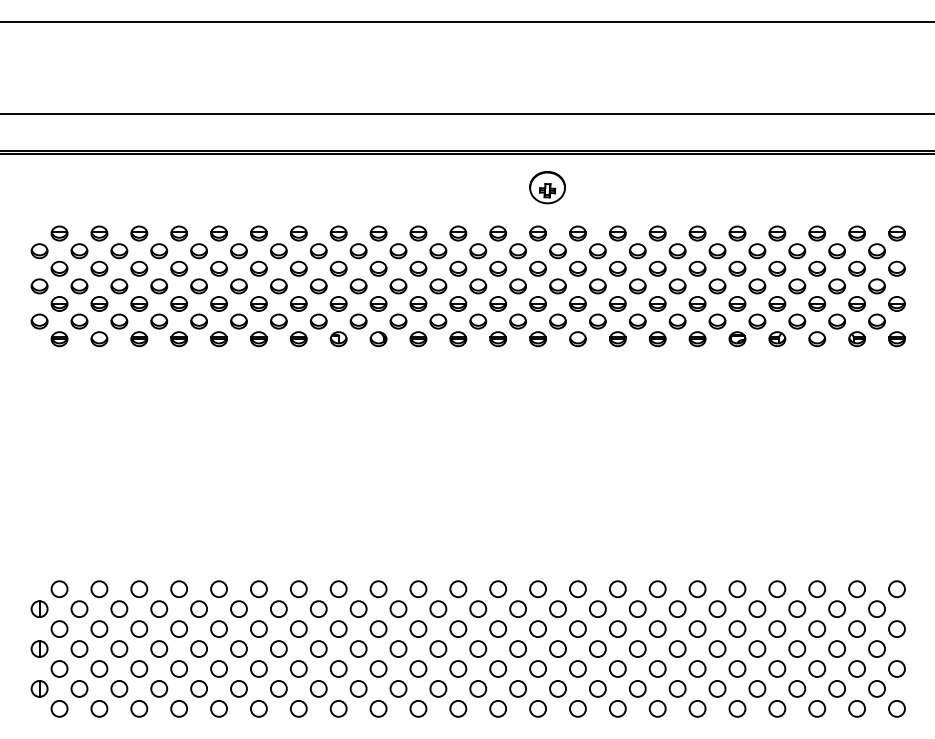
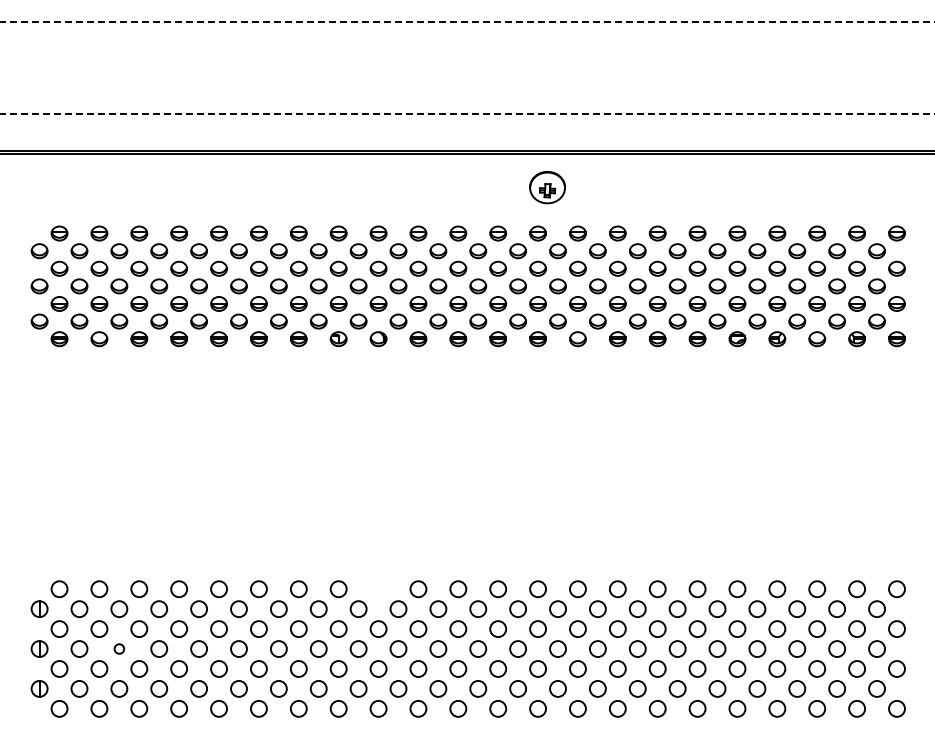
line: solid -> dashed (467, 22)
line: solid -> dashed (467, 113)
circle: present -> none (378, 589)
circle size: 19x18 px -> 13x12 px (119, 648)
